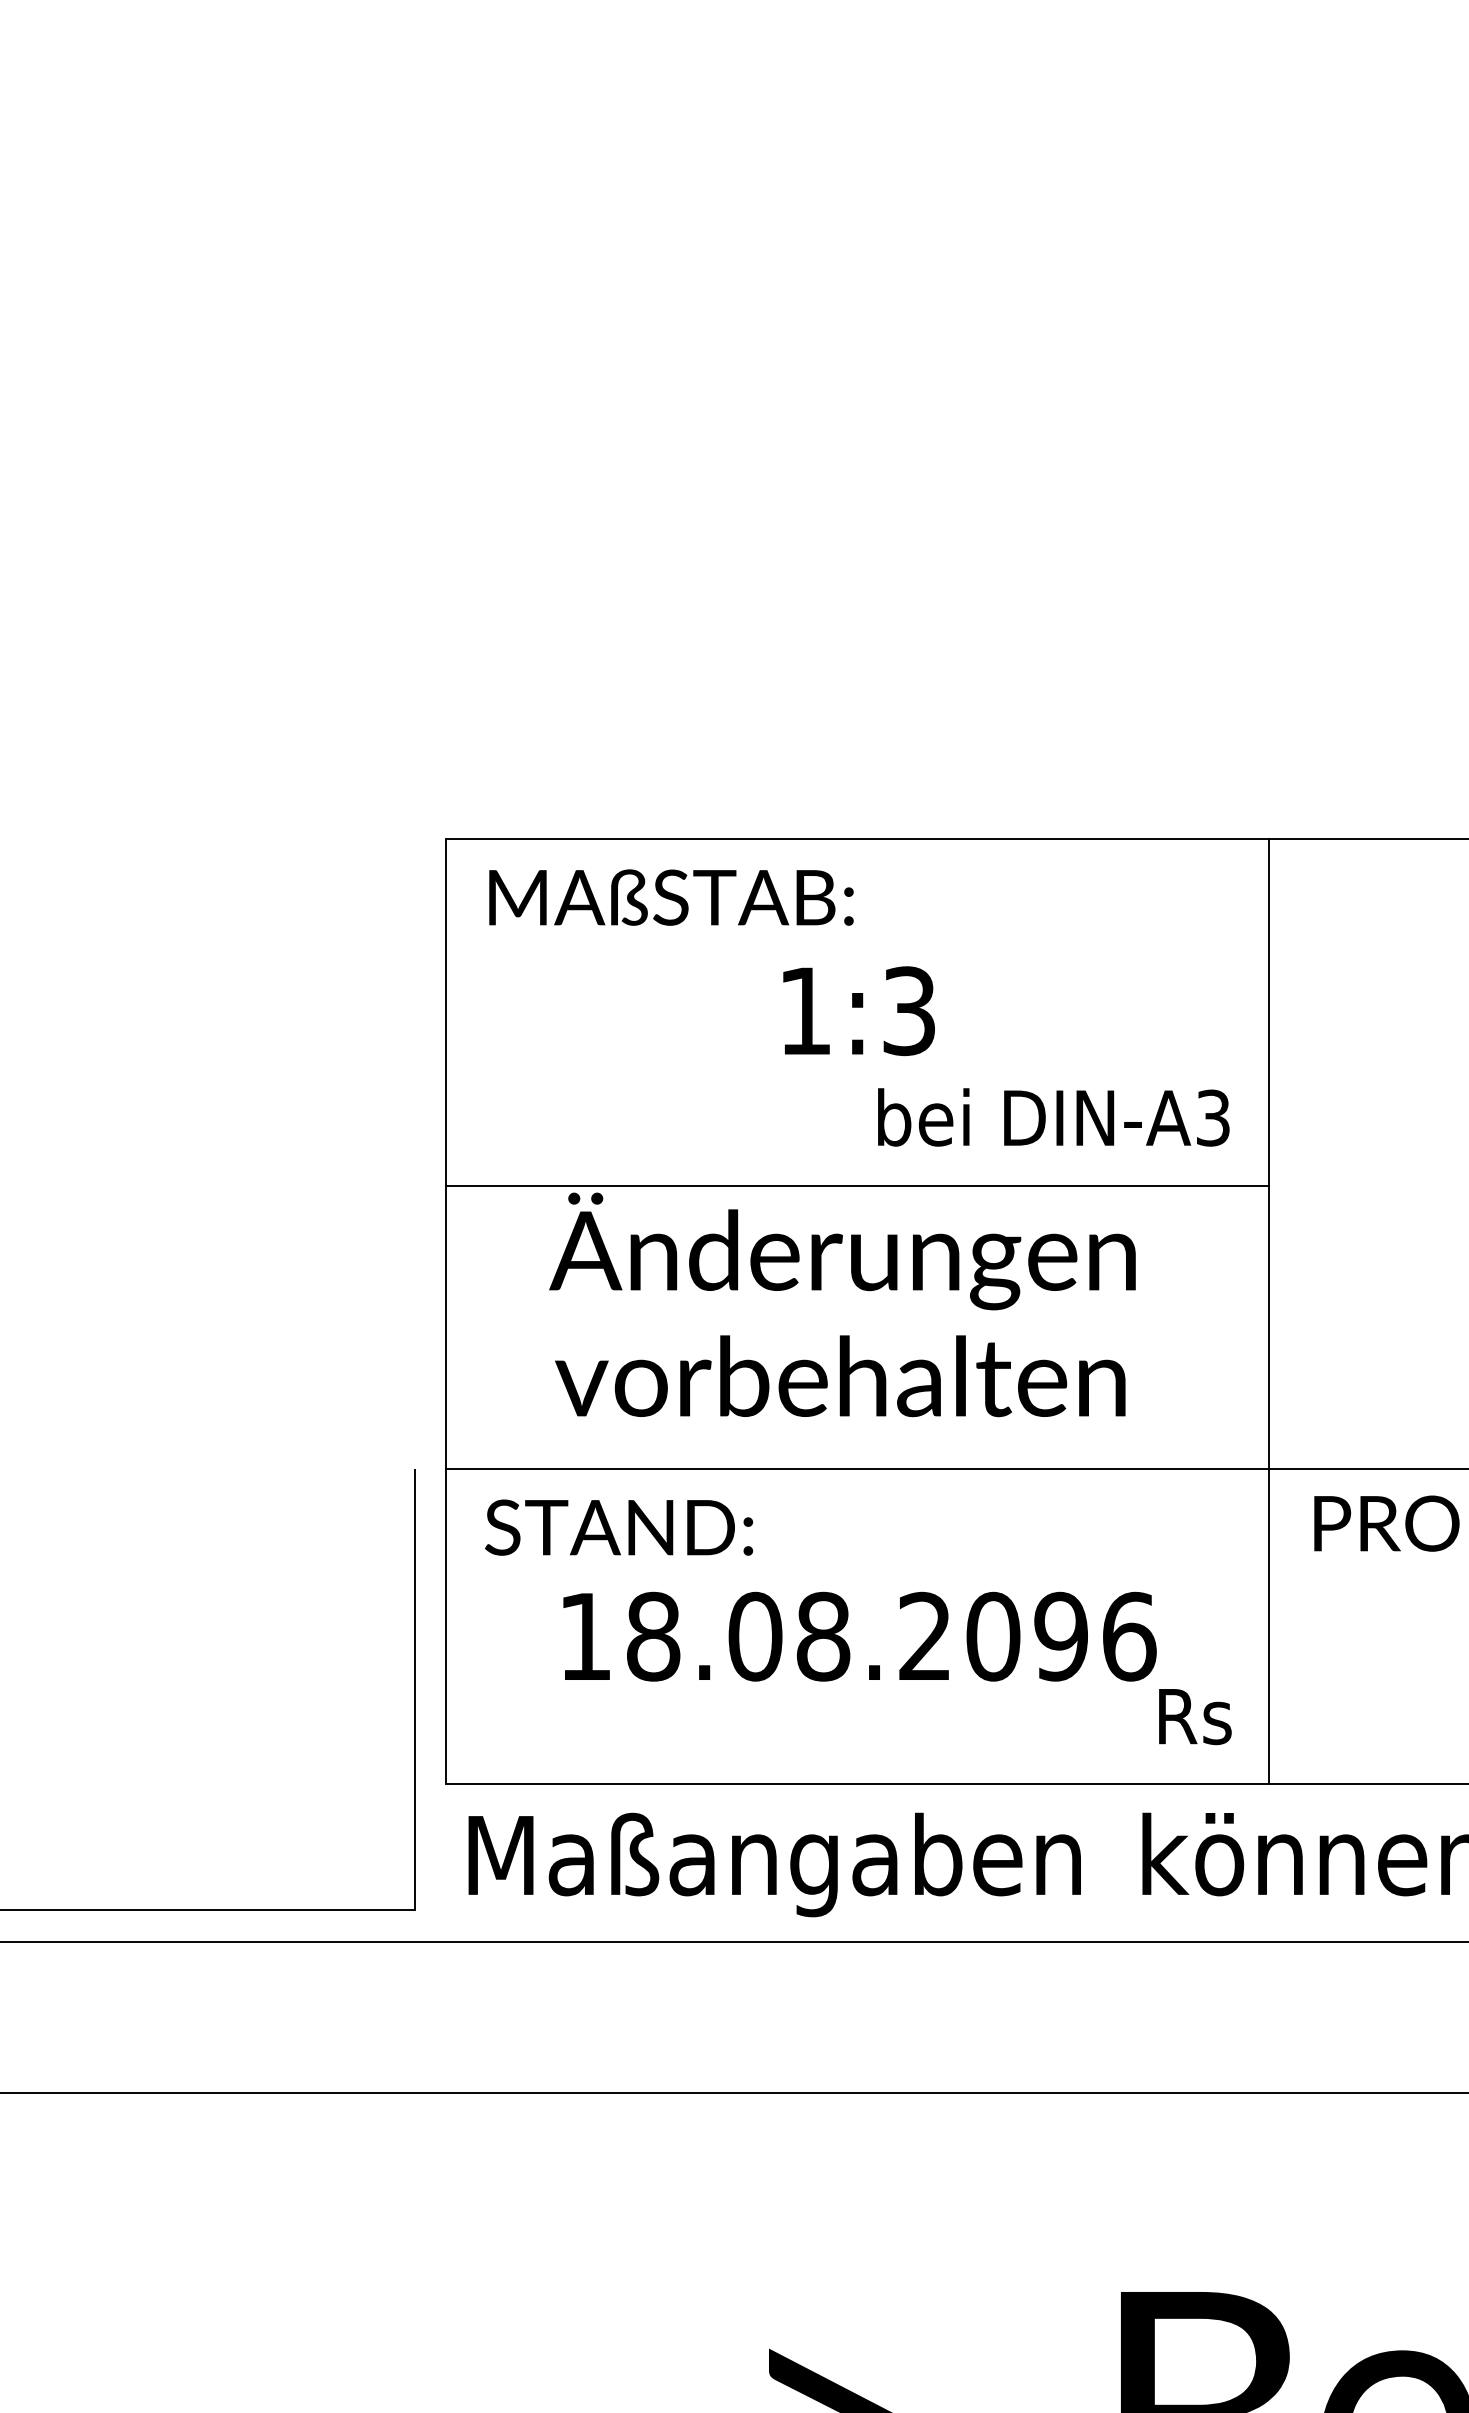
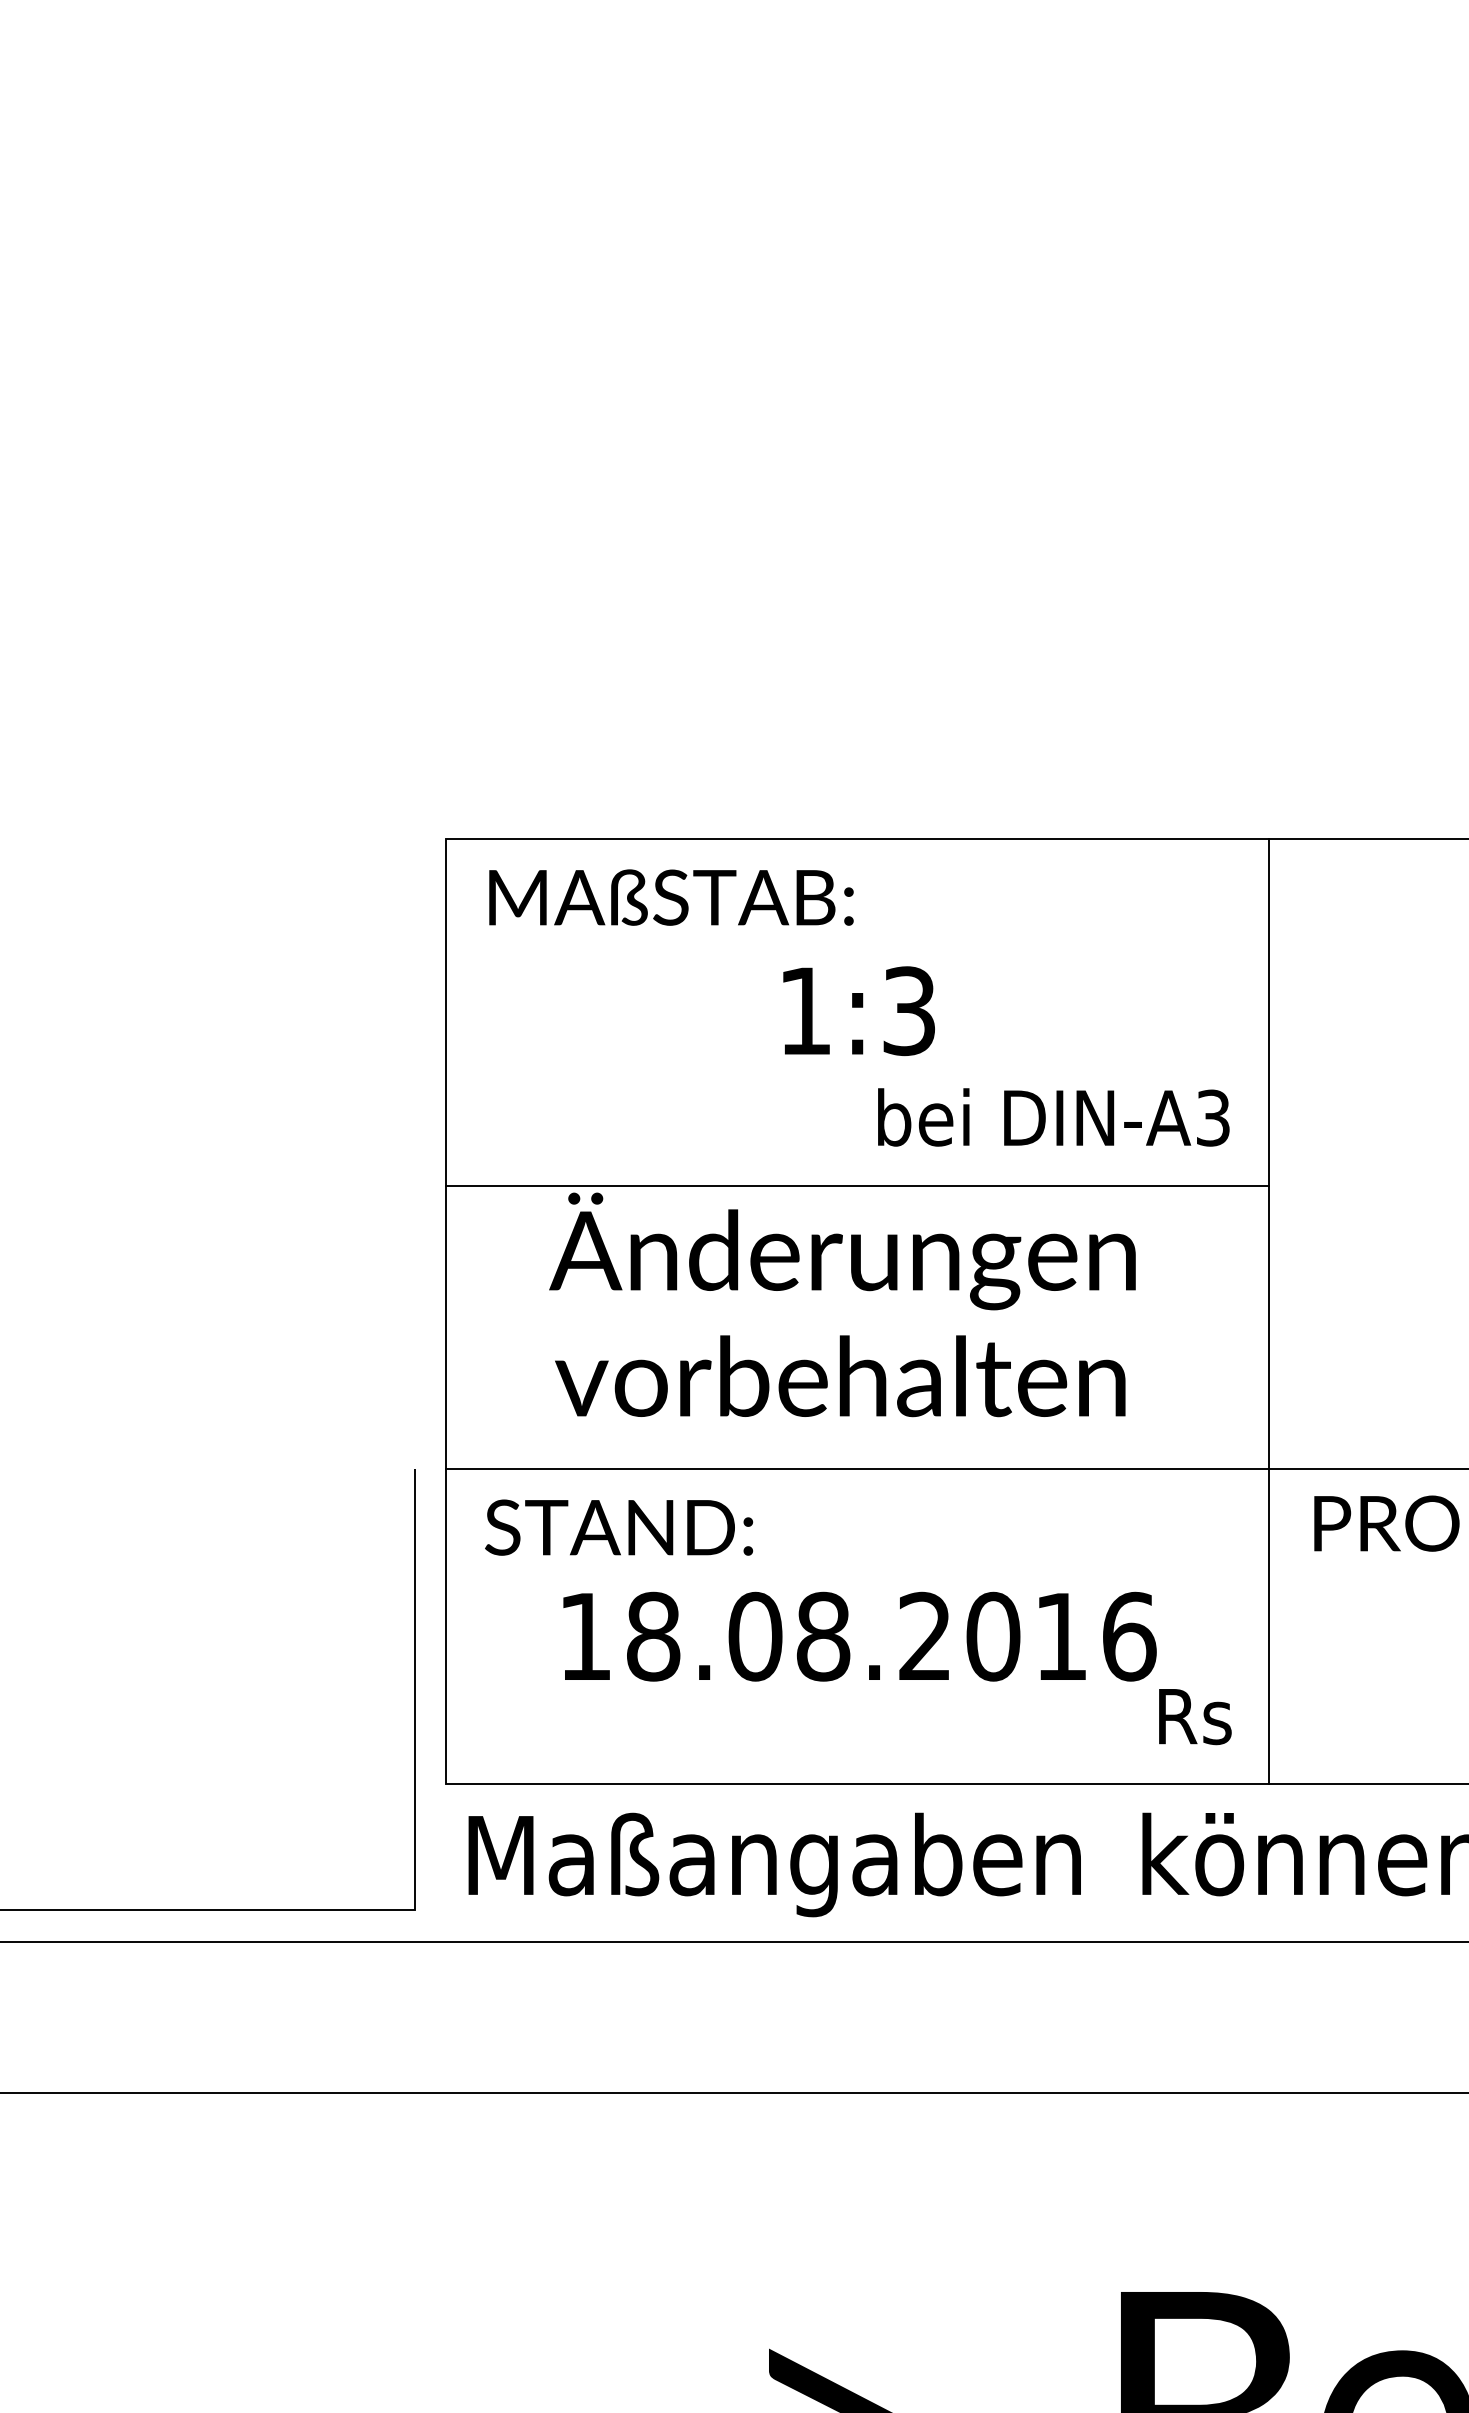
text: 18.08.2096 -> 18.08.2016 (1060, 1636)
